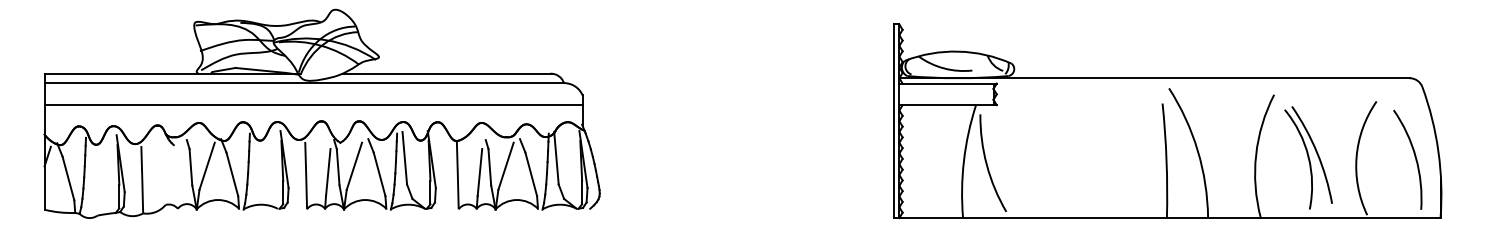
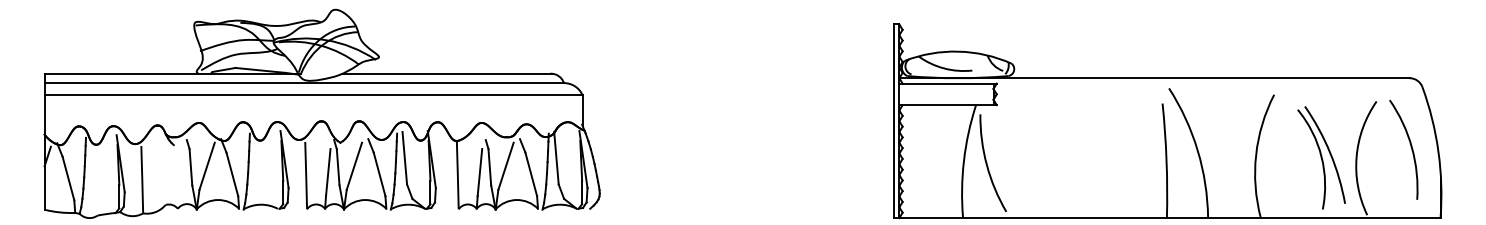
line position: (313, 105) -> (313, 95) (313, 95)
part position: (1308, 157) -> (1321, 157) (1321, 157)
arc position: (1414, 157) -> (1410, 147) (1410, 147)
